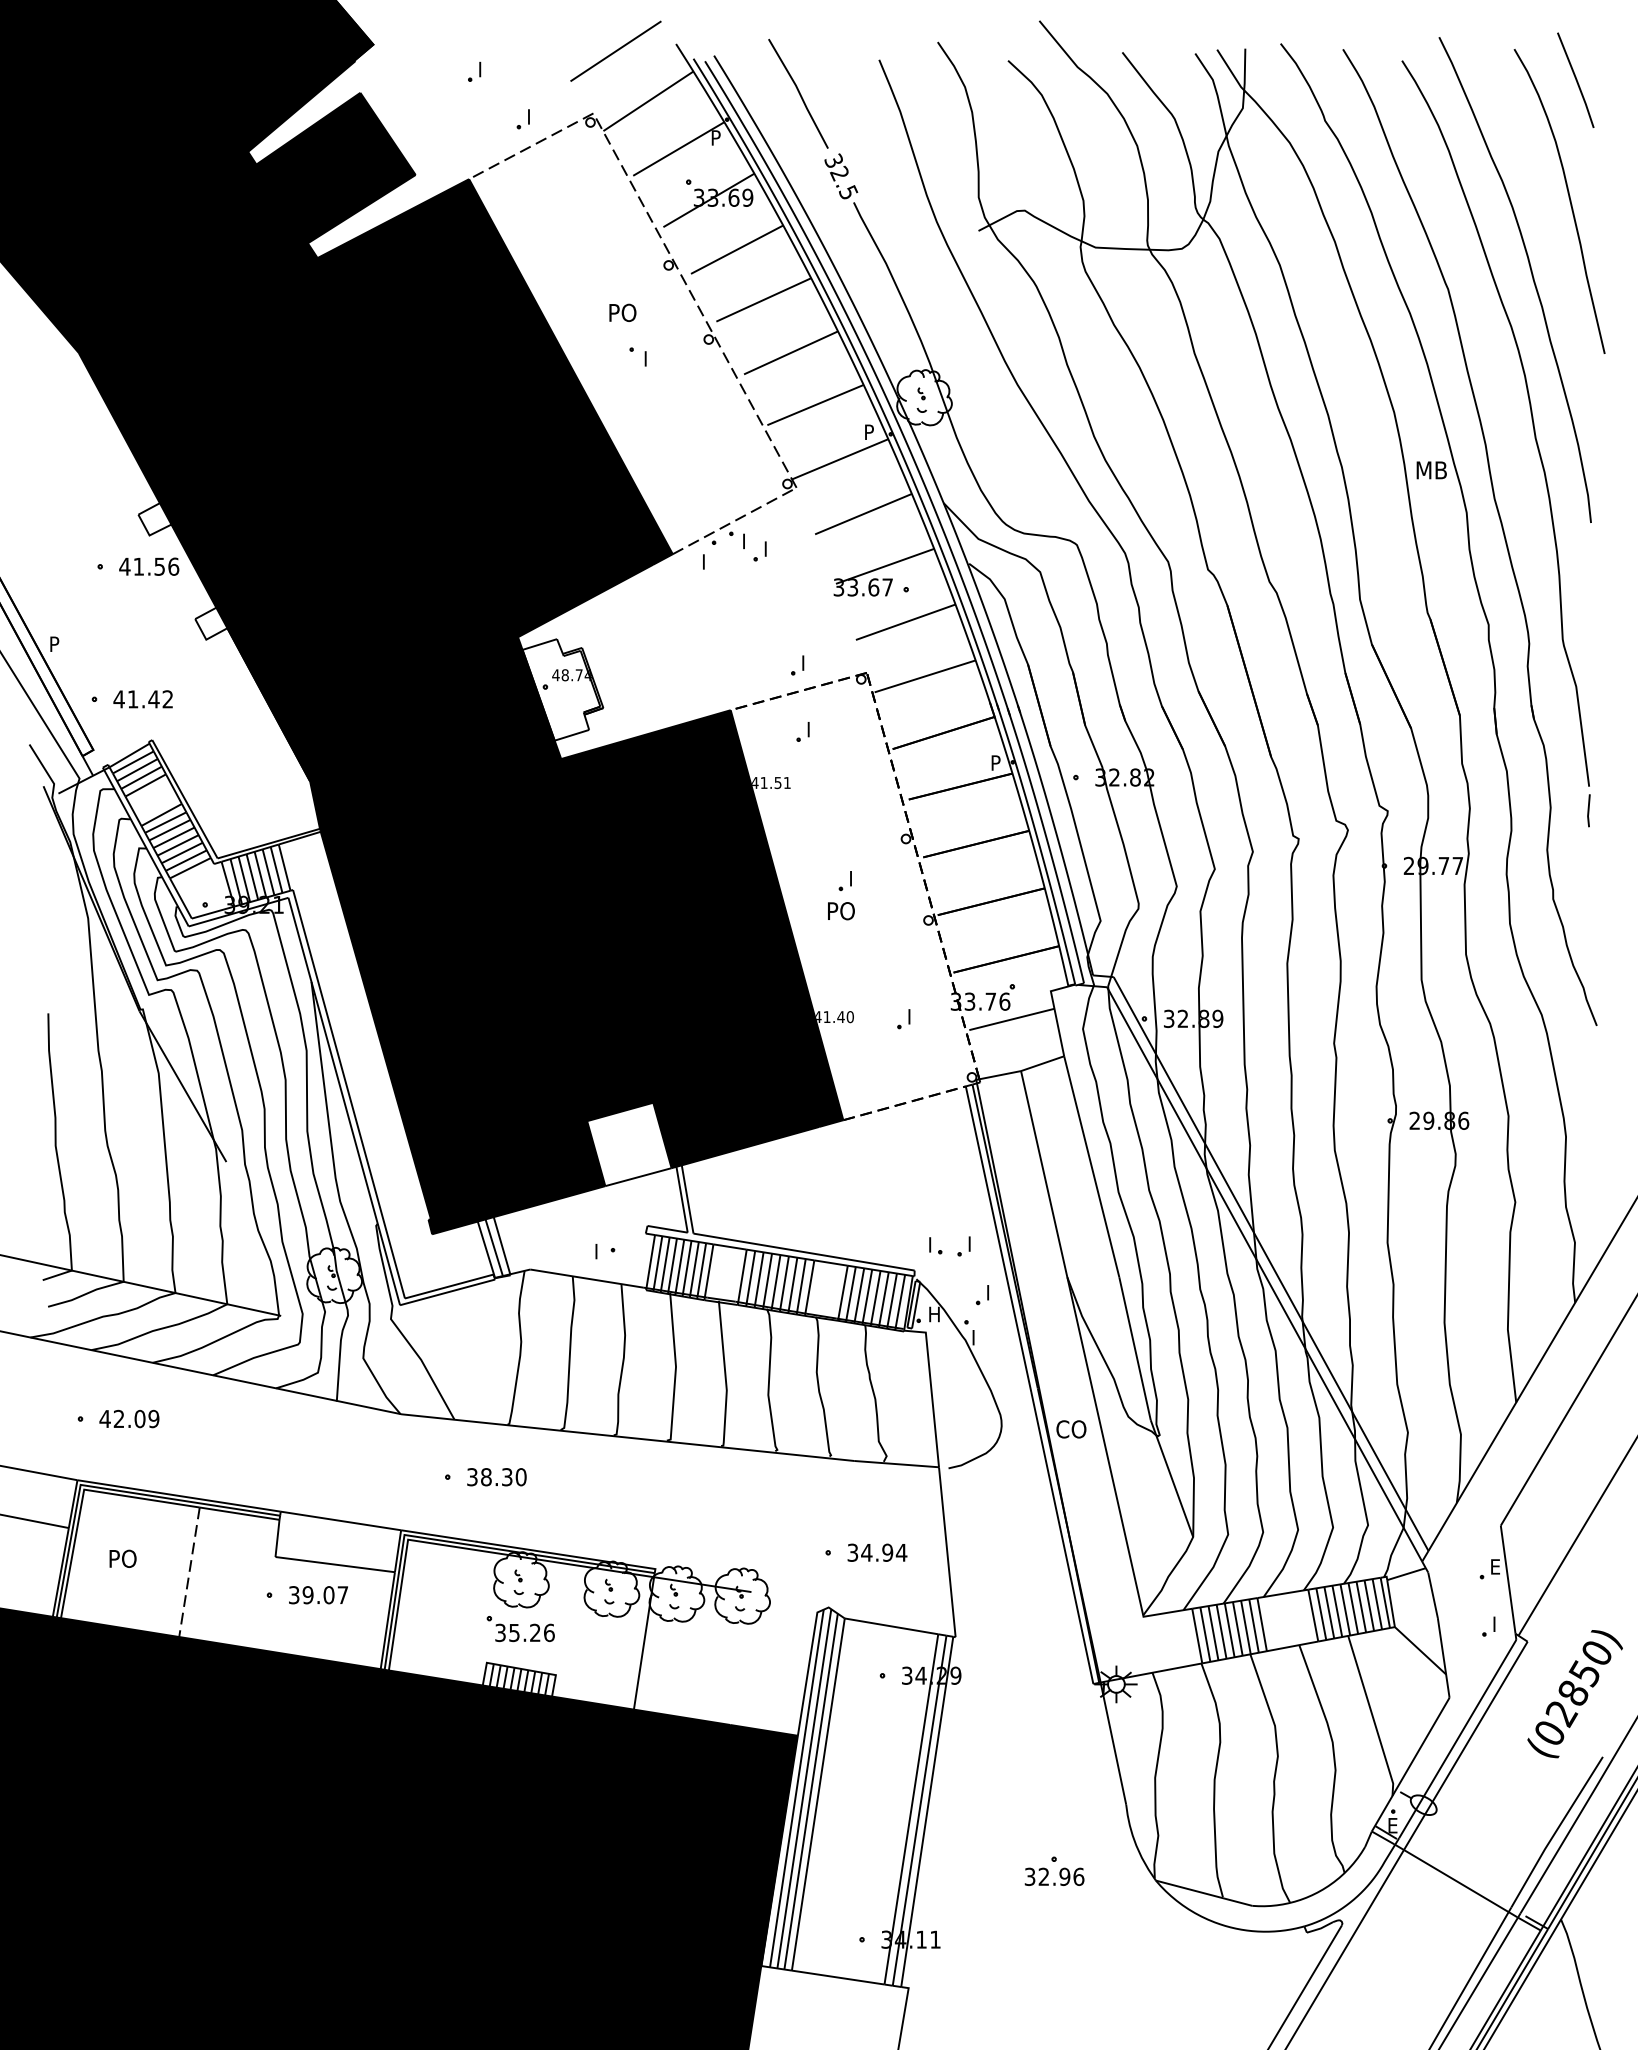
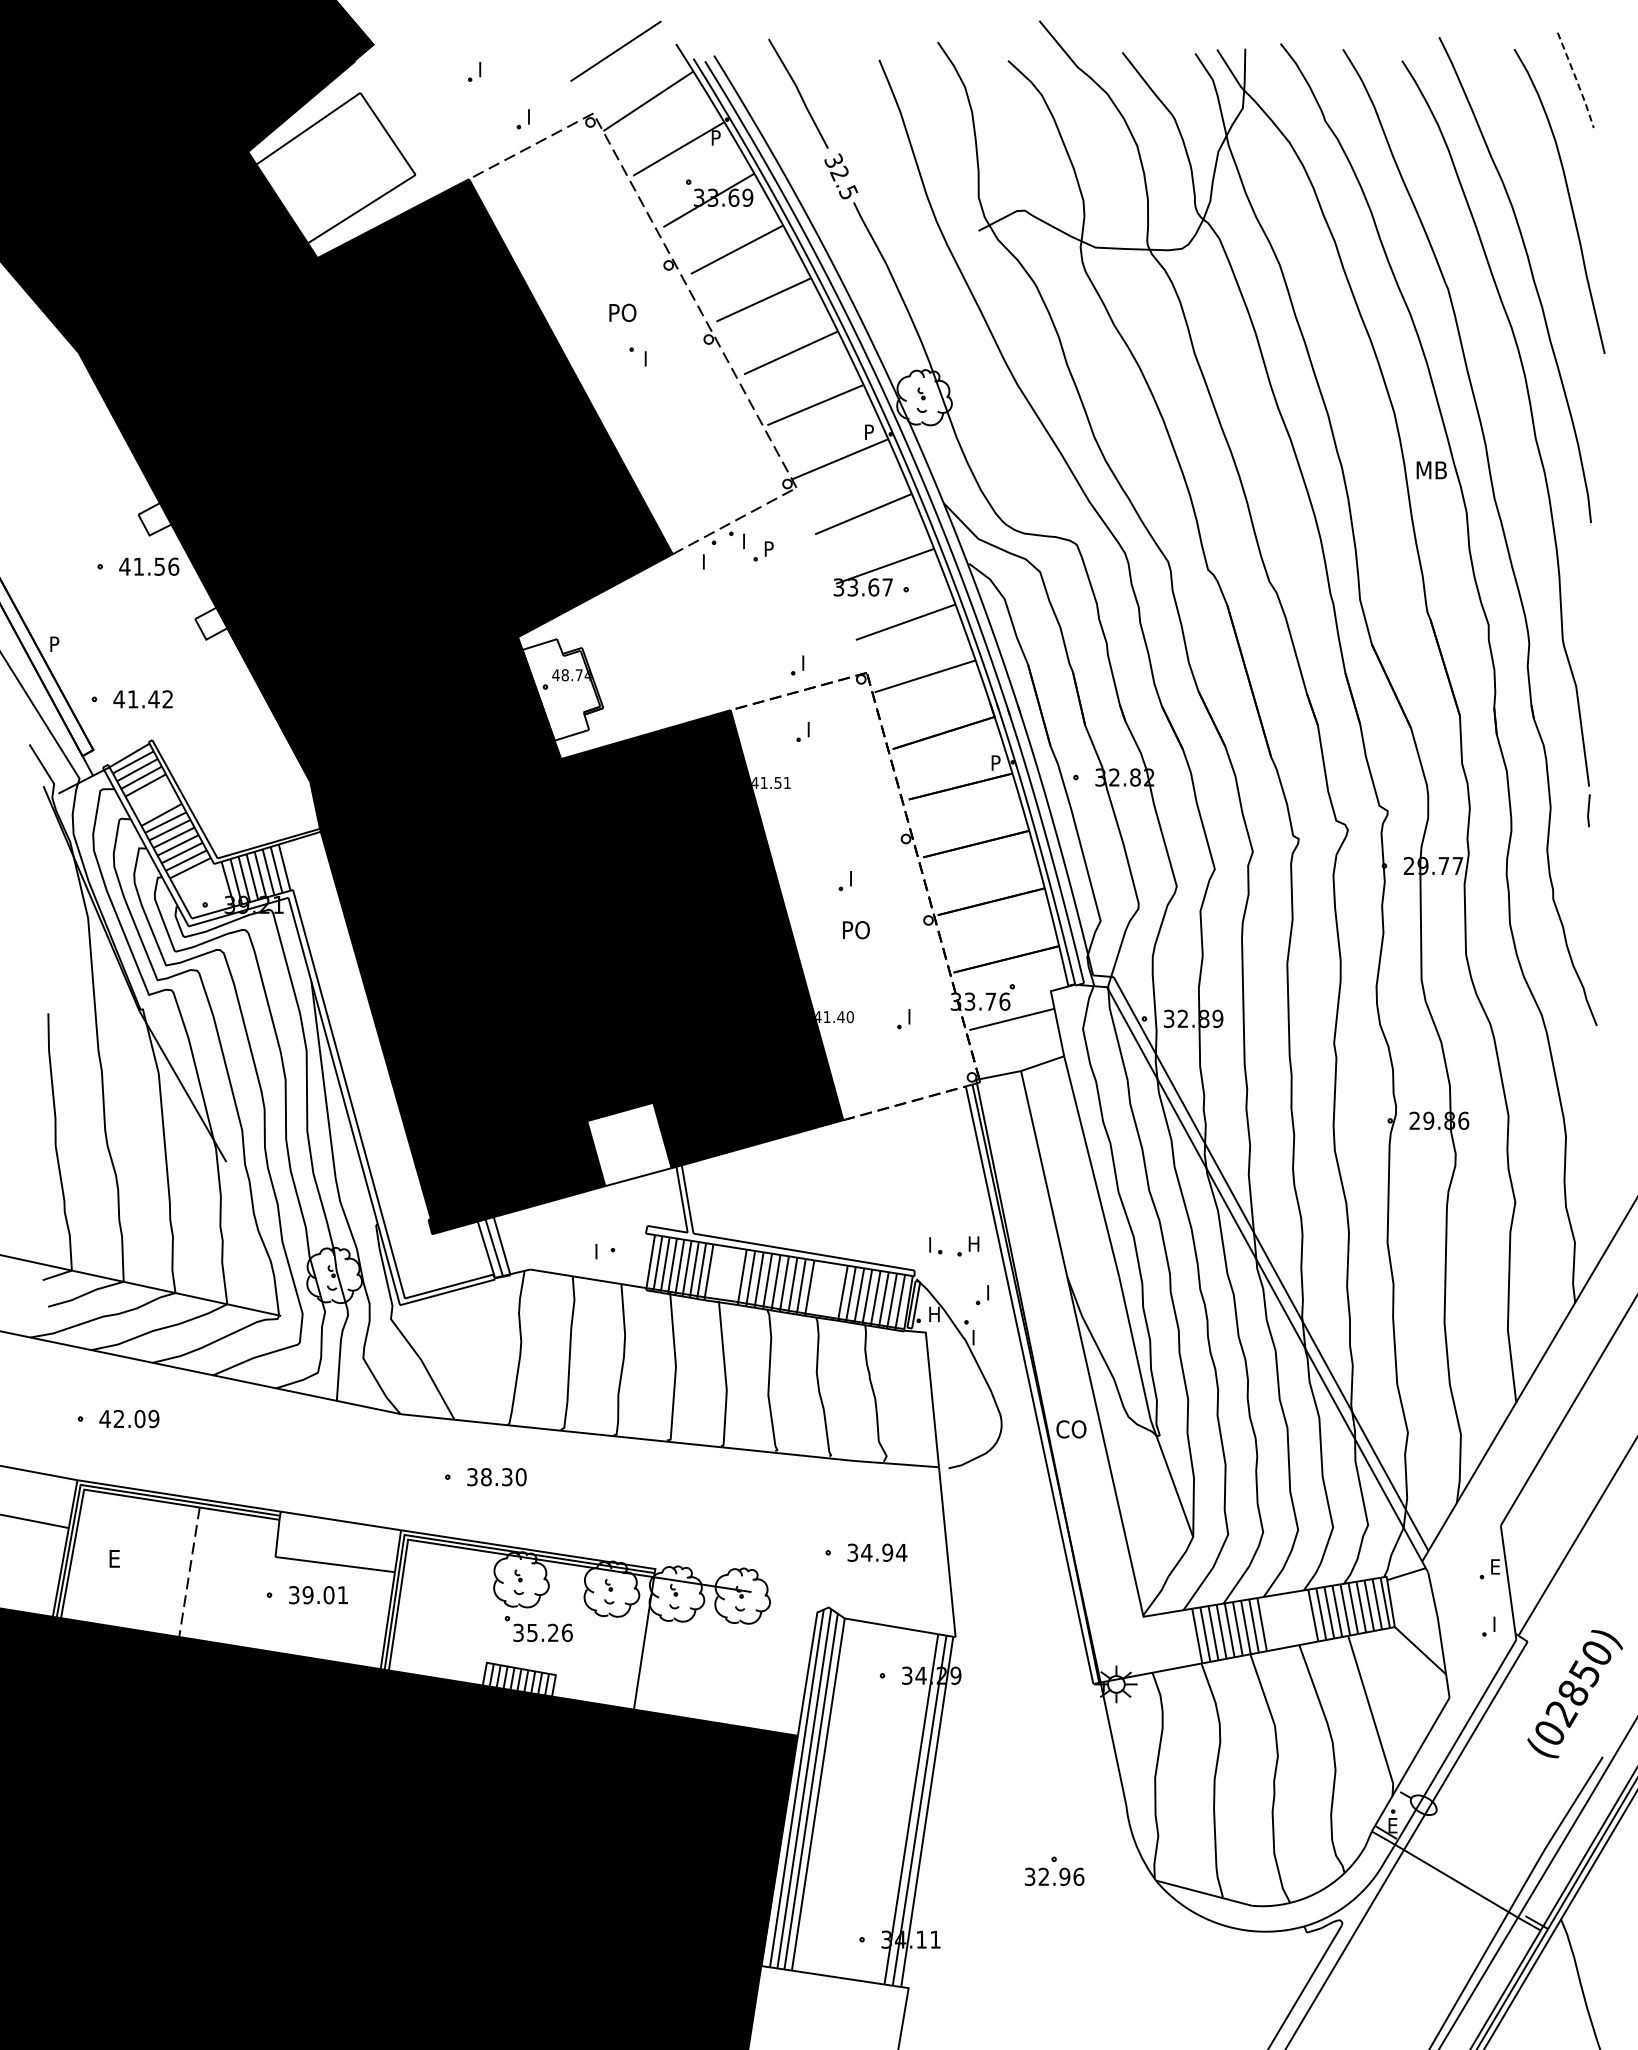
line: solid -> dashed (1576, 80)
fill: present -> none (335, 167)
text: I -> P (769, 545)
text position: (841, 911) -> (856, 930) (856, 930)
text: I -> H (974, 1243)
text: PO -> E (123, 1558)
text: 39.07 -> 39.01 (342, 1594)
part position: (520, 1629) -> (538, 1629) (538, 1629)
